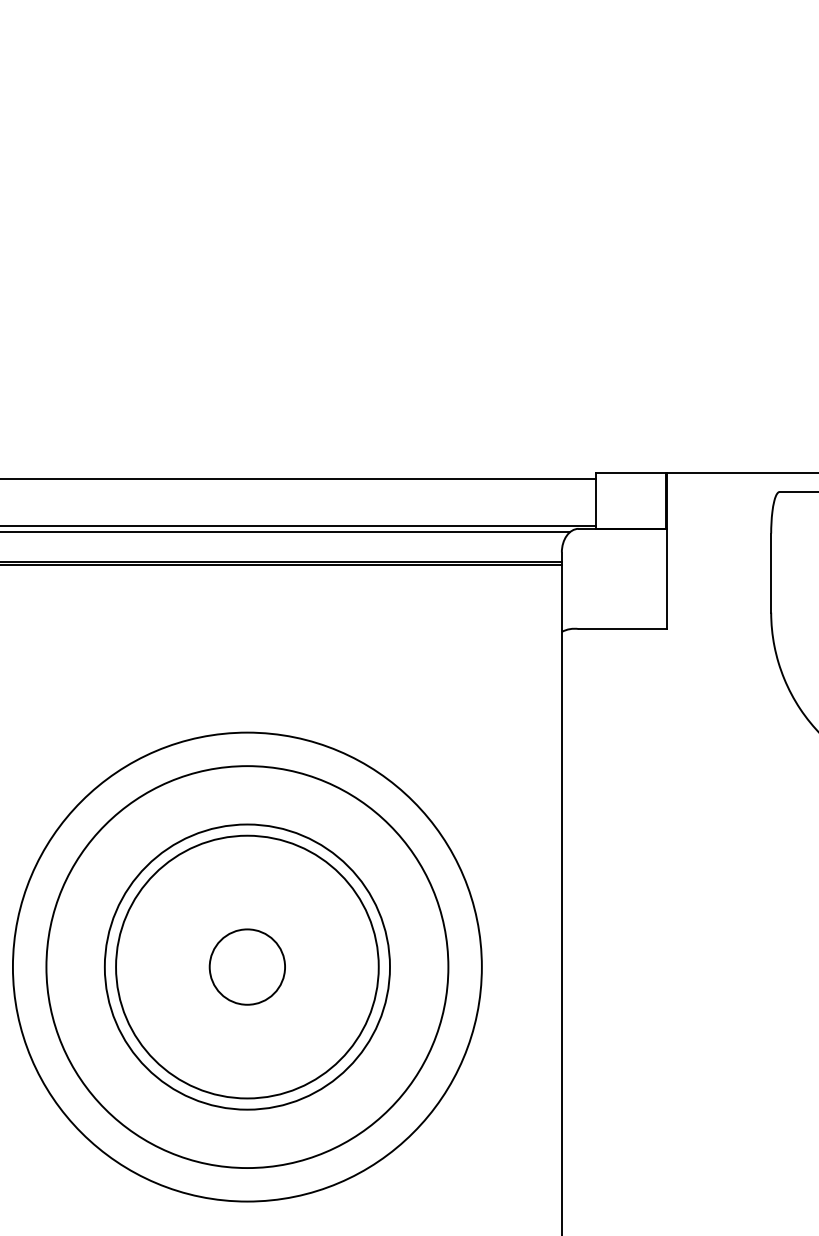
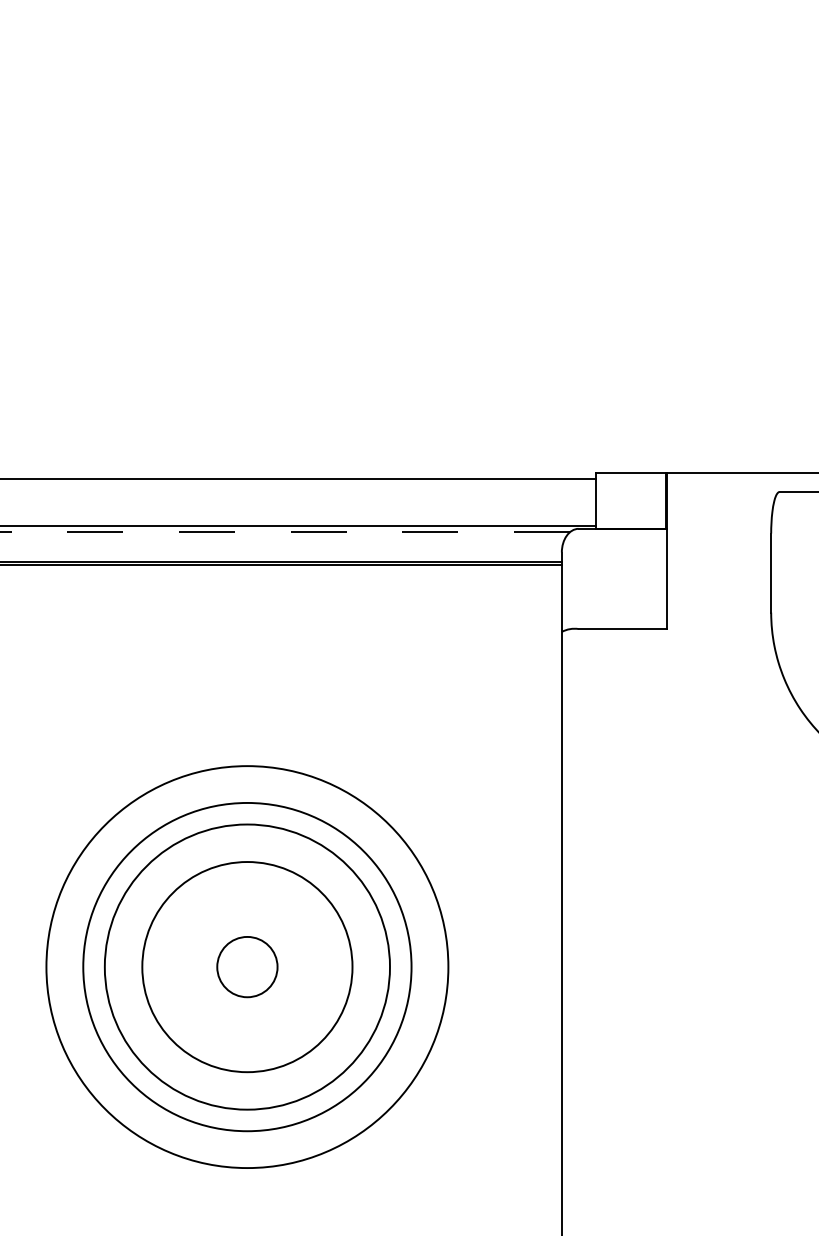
line: solid -> dashed (285, 532)
circle diameter: 469 px -> 328 px (247, 966)
circle diameter: 263 px -> 210 px (247, 967)
circle diameter: 75 px -> 60 px (247, 966)
